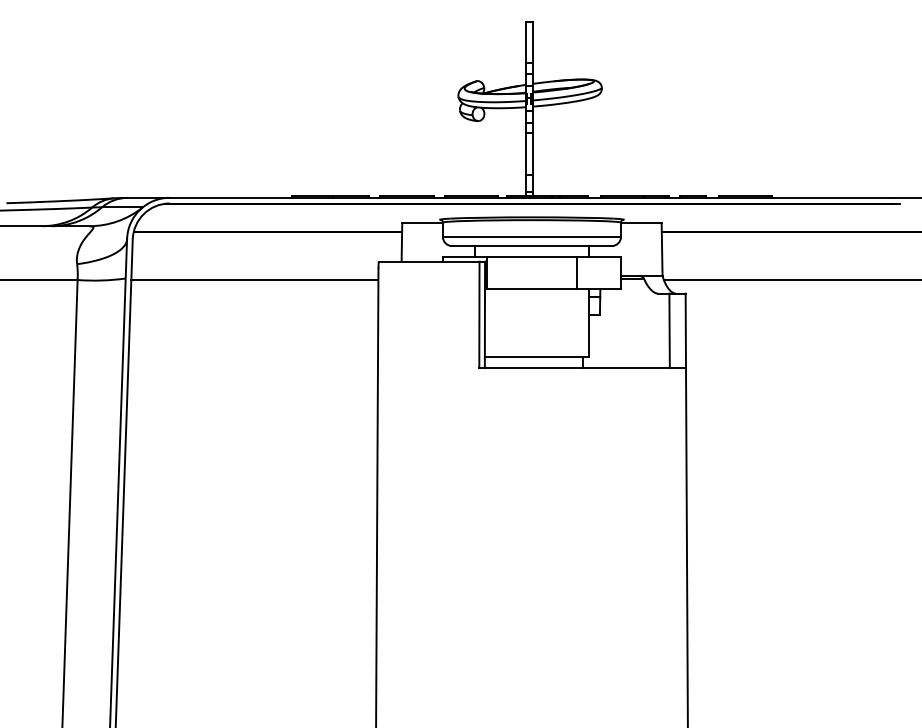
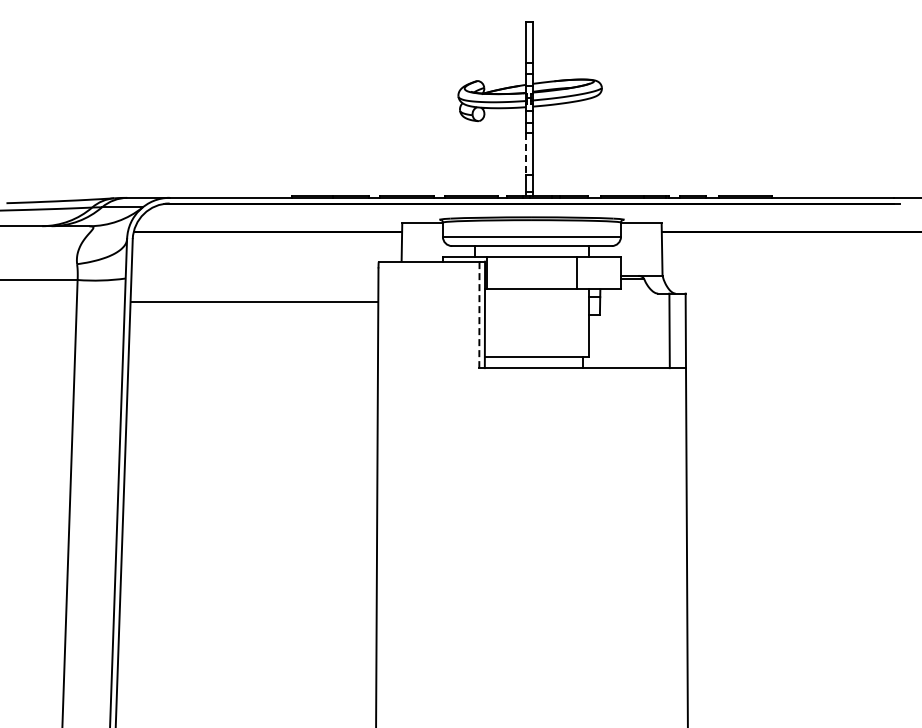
line: solid -> dashed (525, 153)
line position: (254, 280) -> (254, 302) (254, 302)
line: present -> none (791, 280)
line: solid -> dashed (479, 314)
